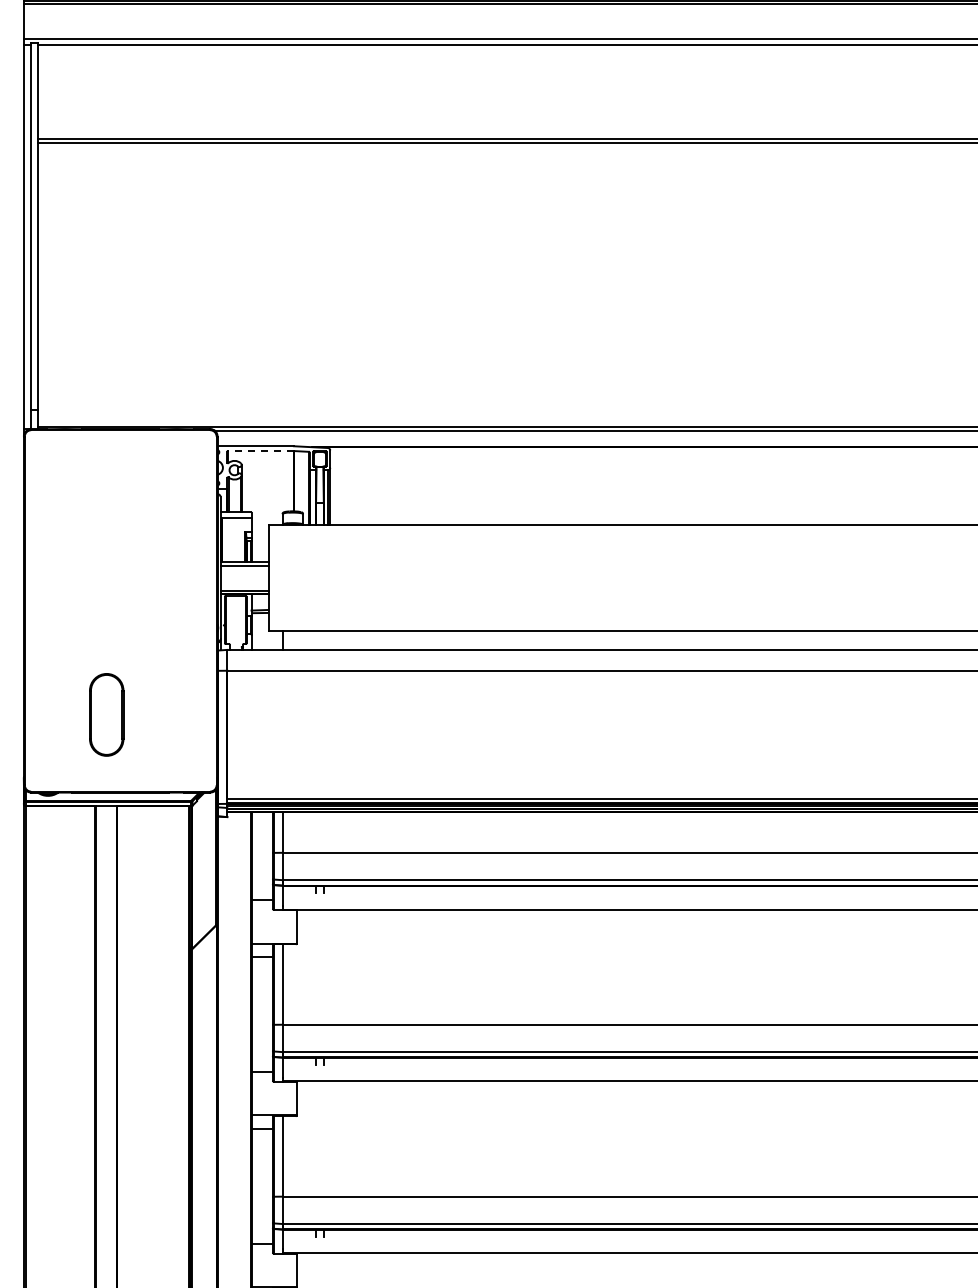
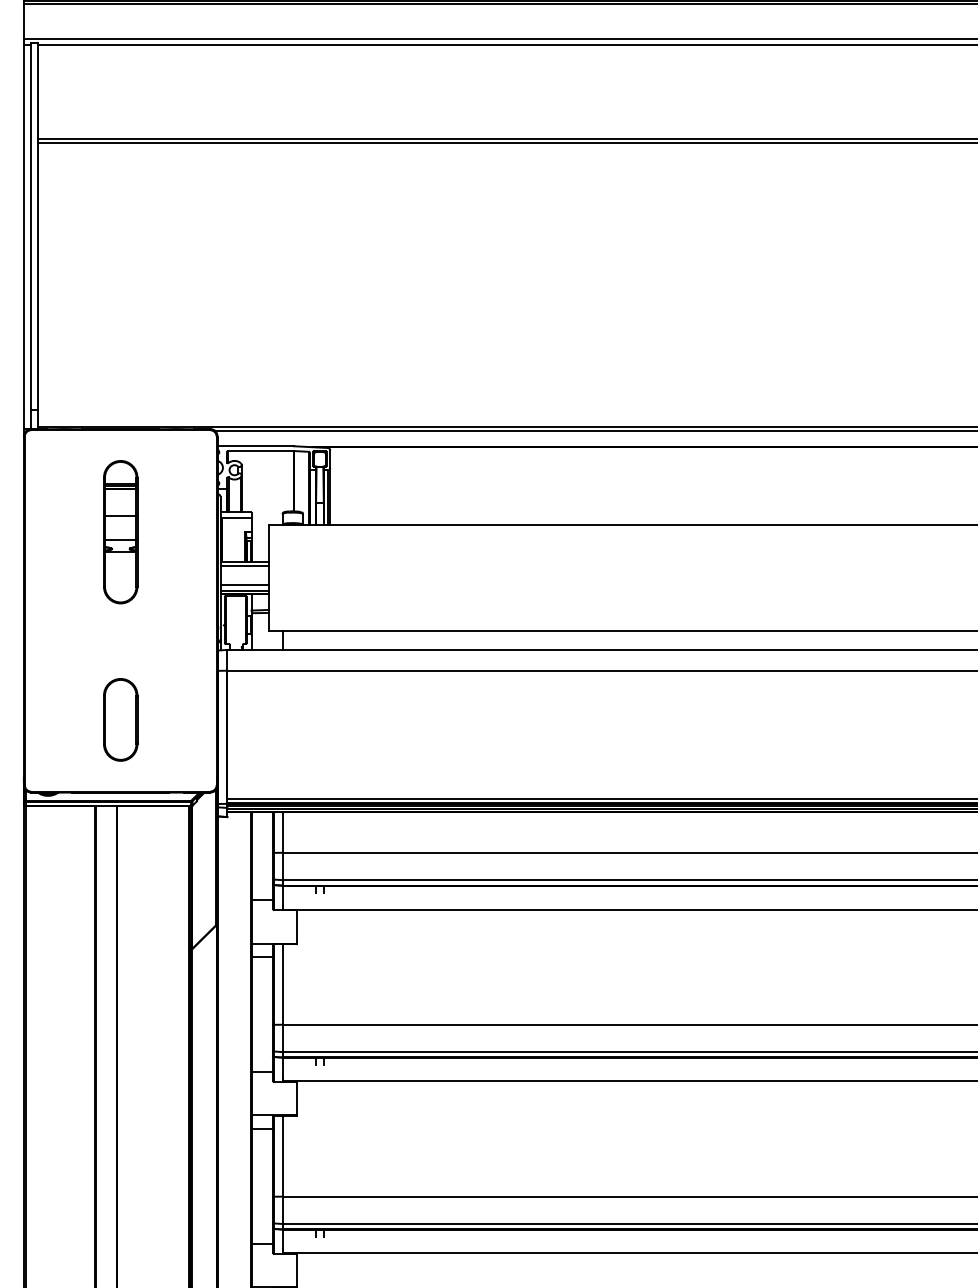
line: dashed -> solid (260, 451)
part: none -> present (120, 532)
line: none -> present (244, 585)
part position: (106, 714) -> (120, 719) (120, 719)
